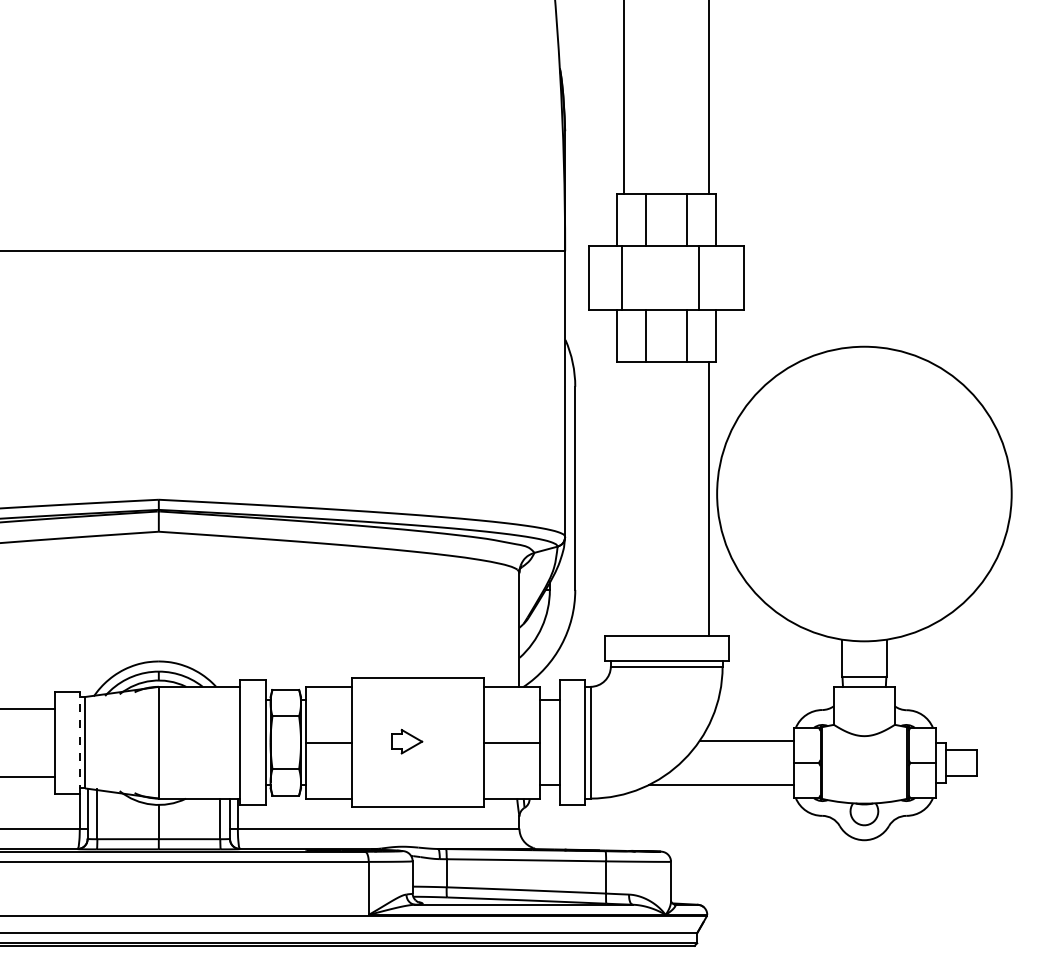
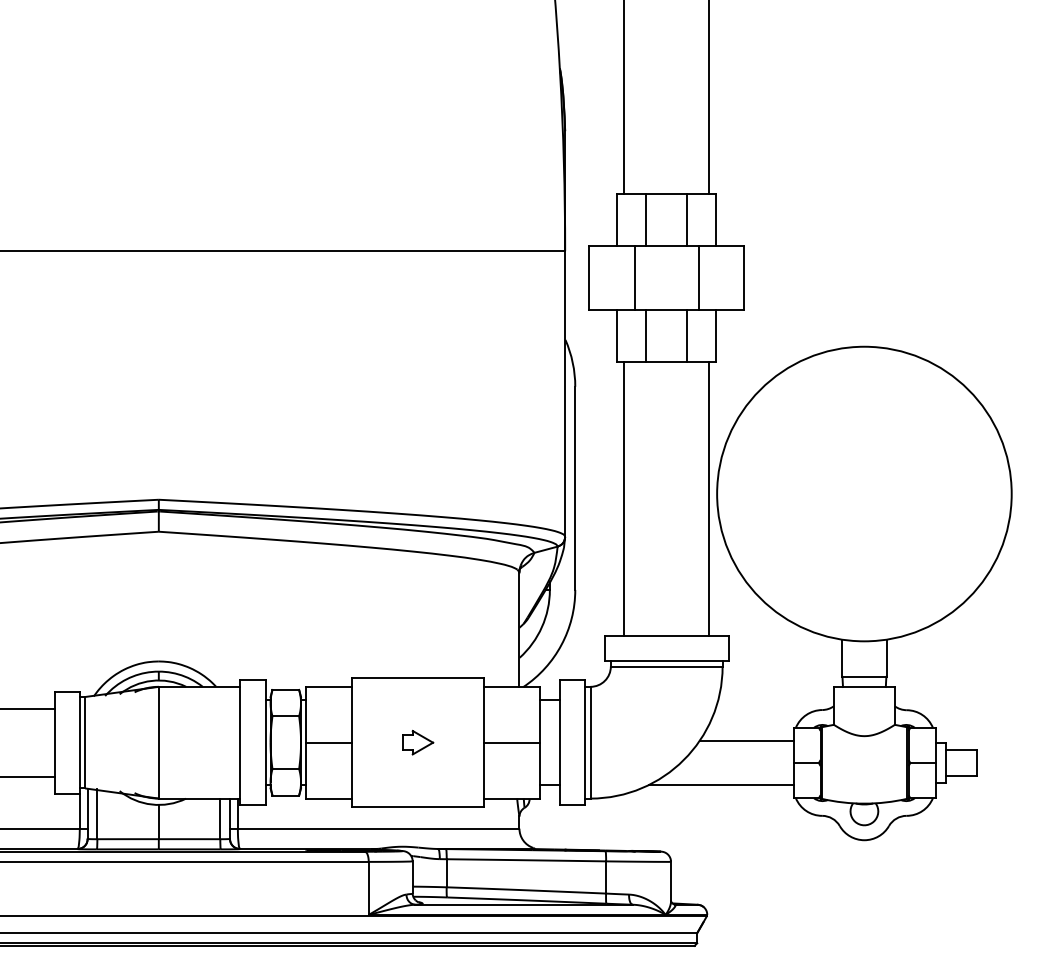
line position: (621, 277) -> (634, 277) (634, 277)
line: none -> present (624, 498)
part position: (407, 741) -> (418, 742) (418, 742)
line: dashed -> solid (80, 742)
